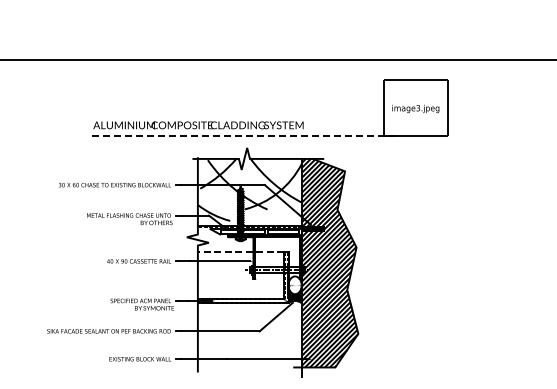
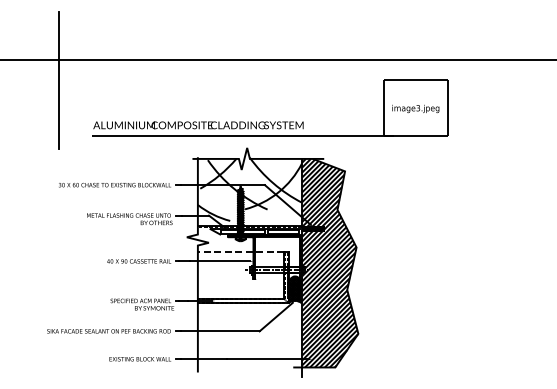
line: none -> present (58, 79)
line: dashed -> solid (242, 136)
hatch: none -> present (294, 285)
